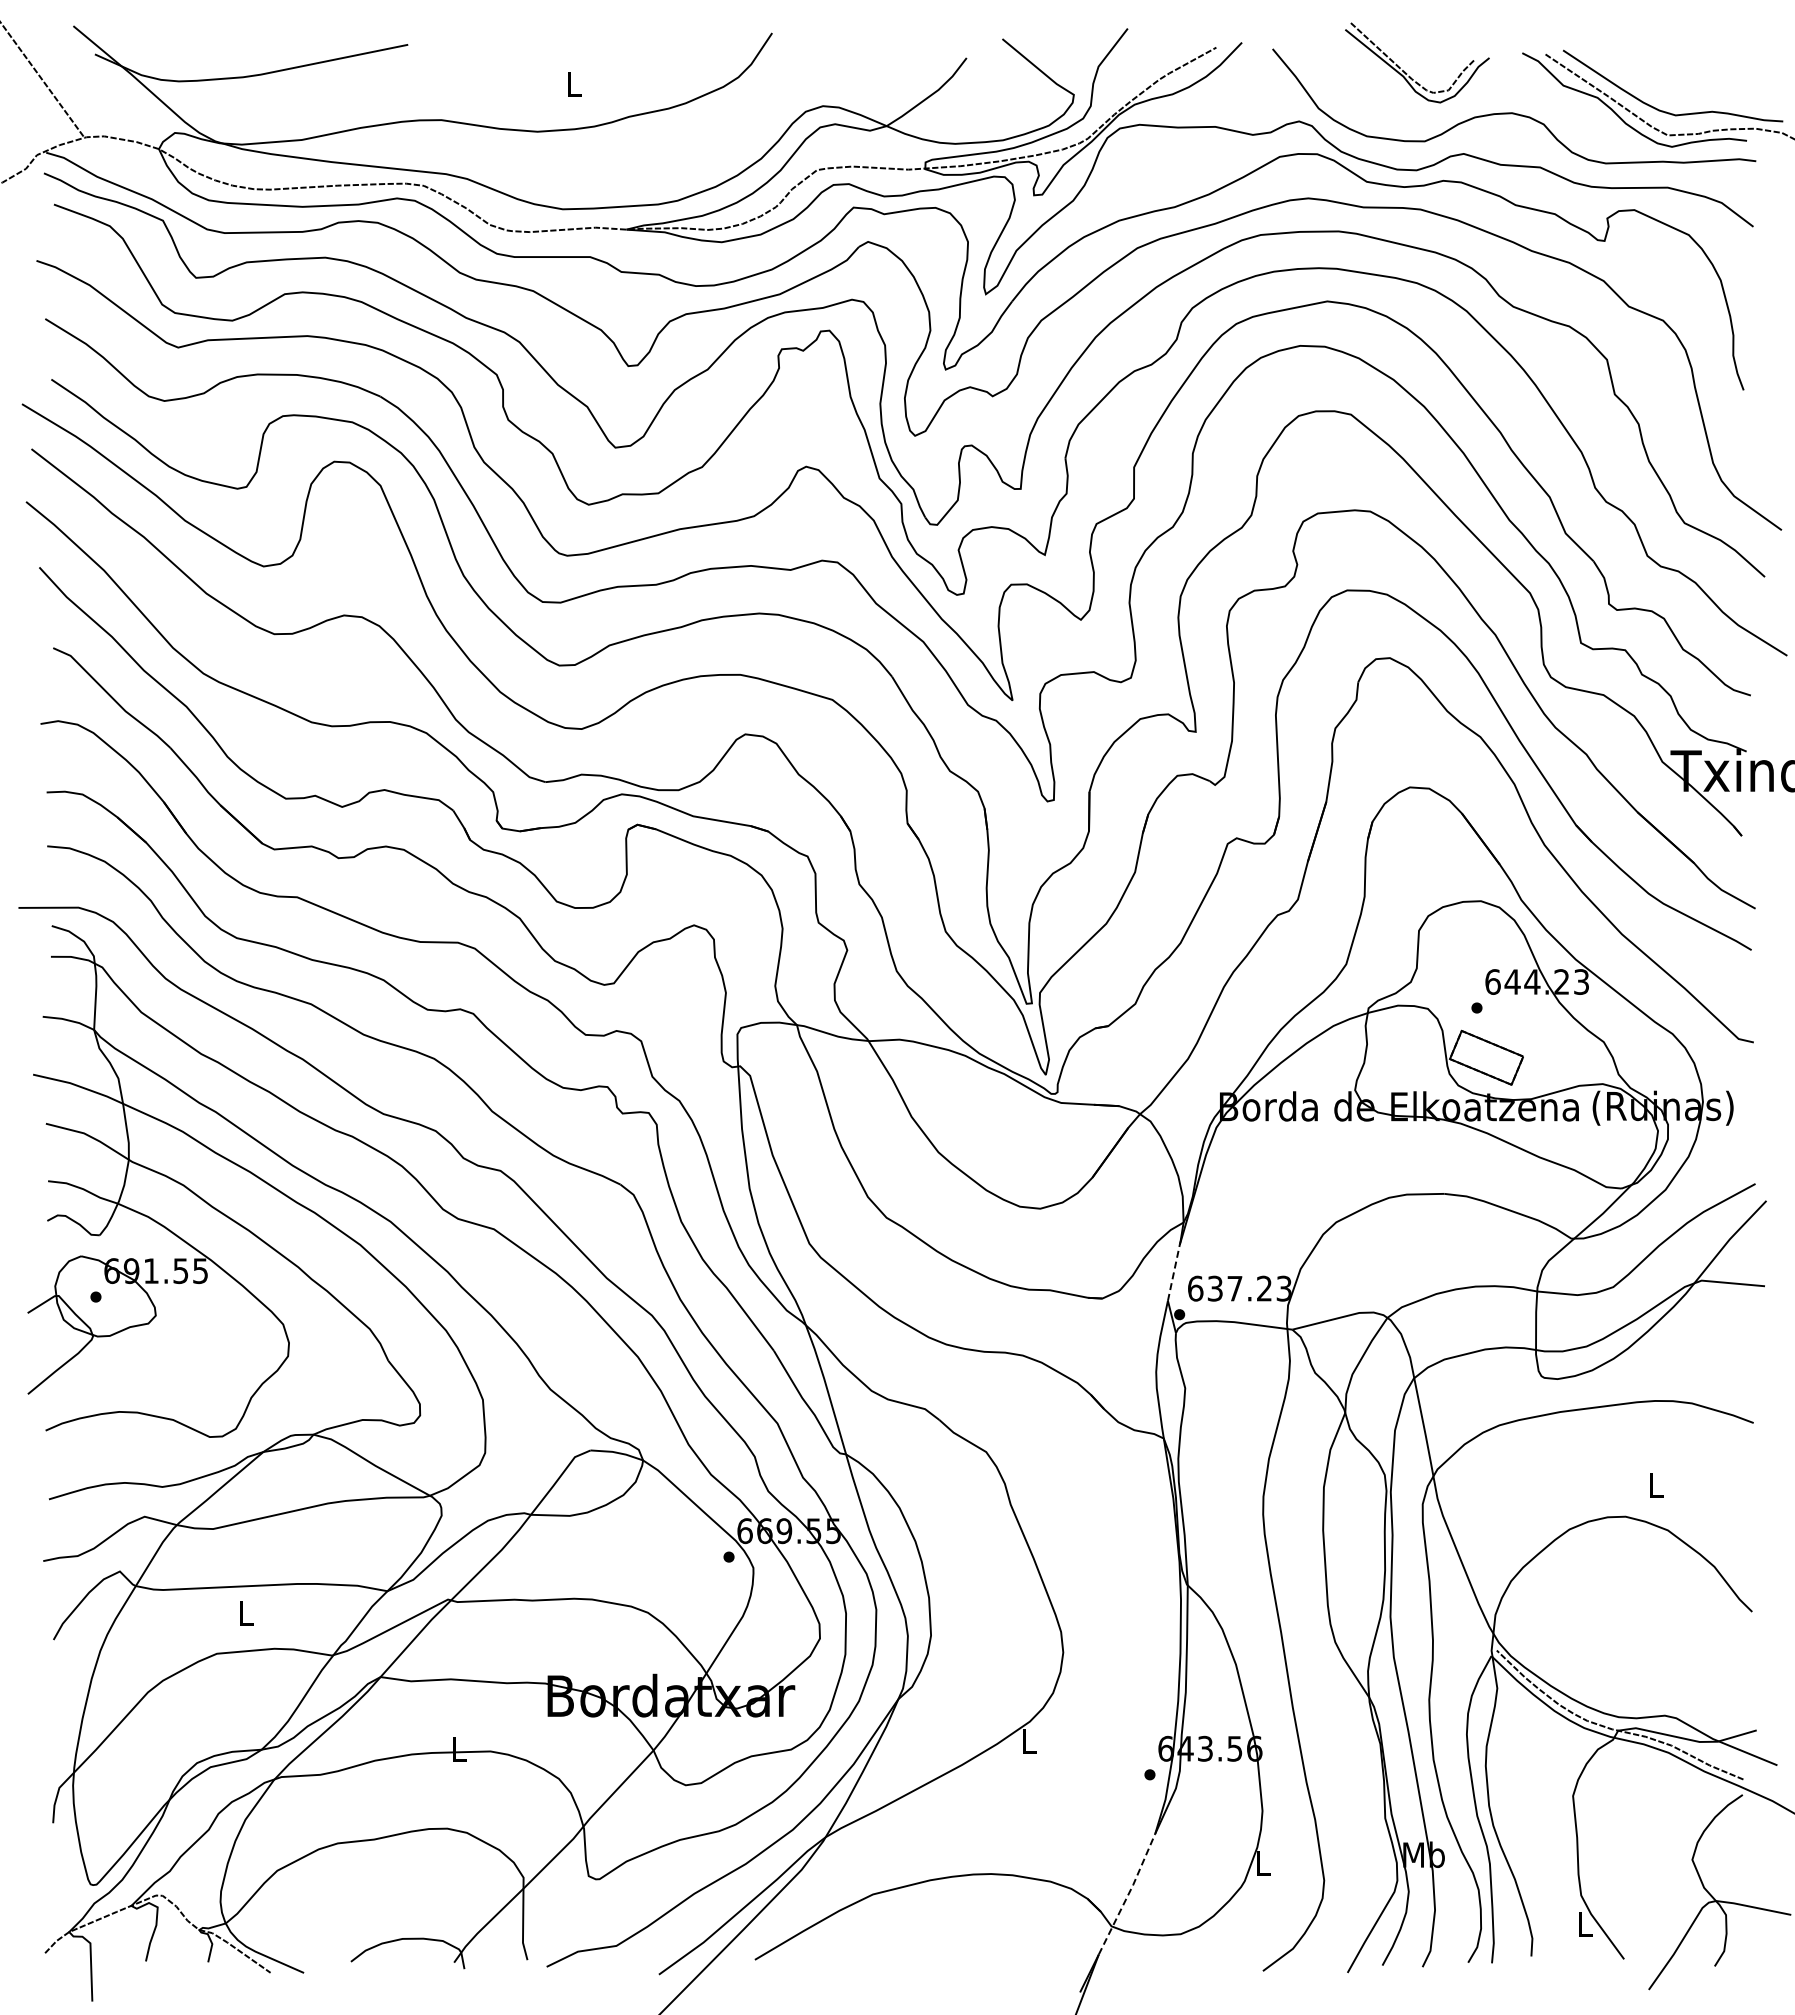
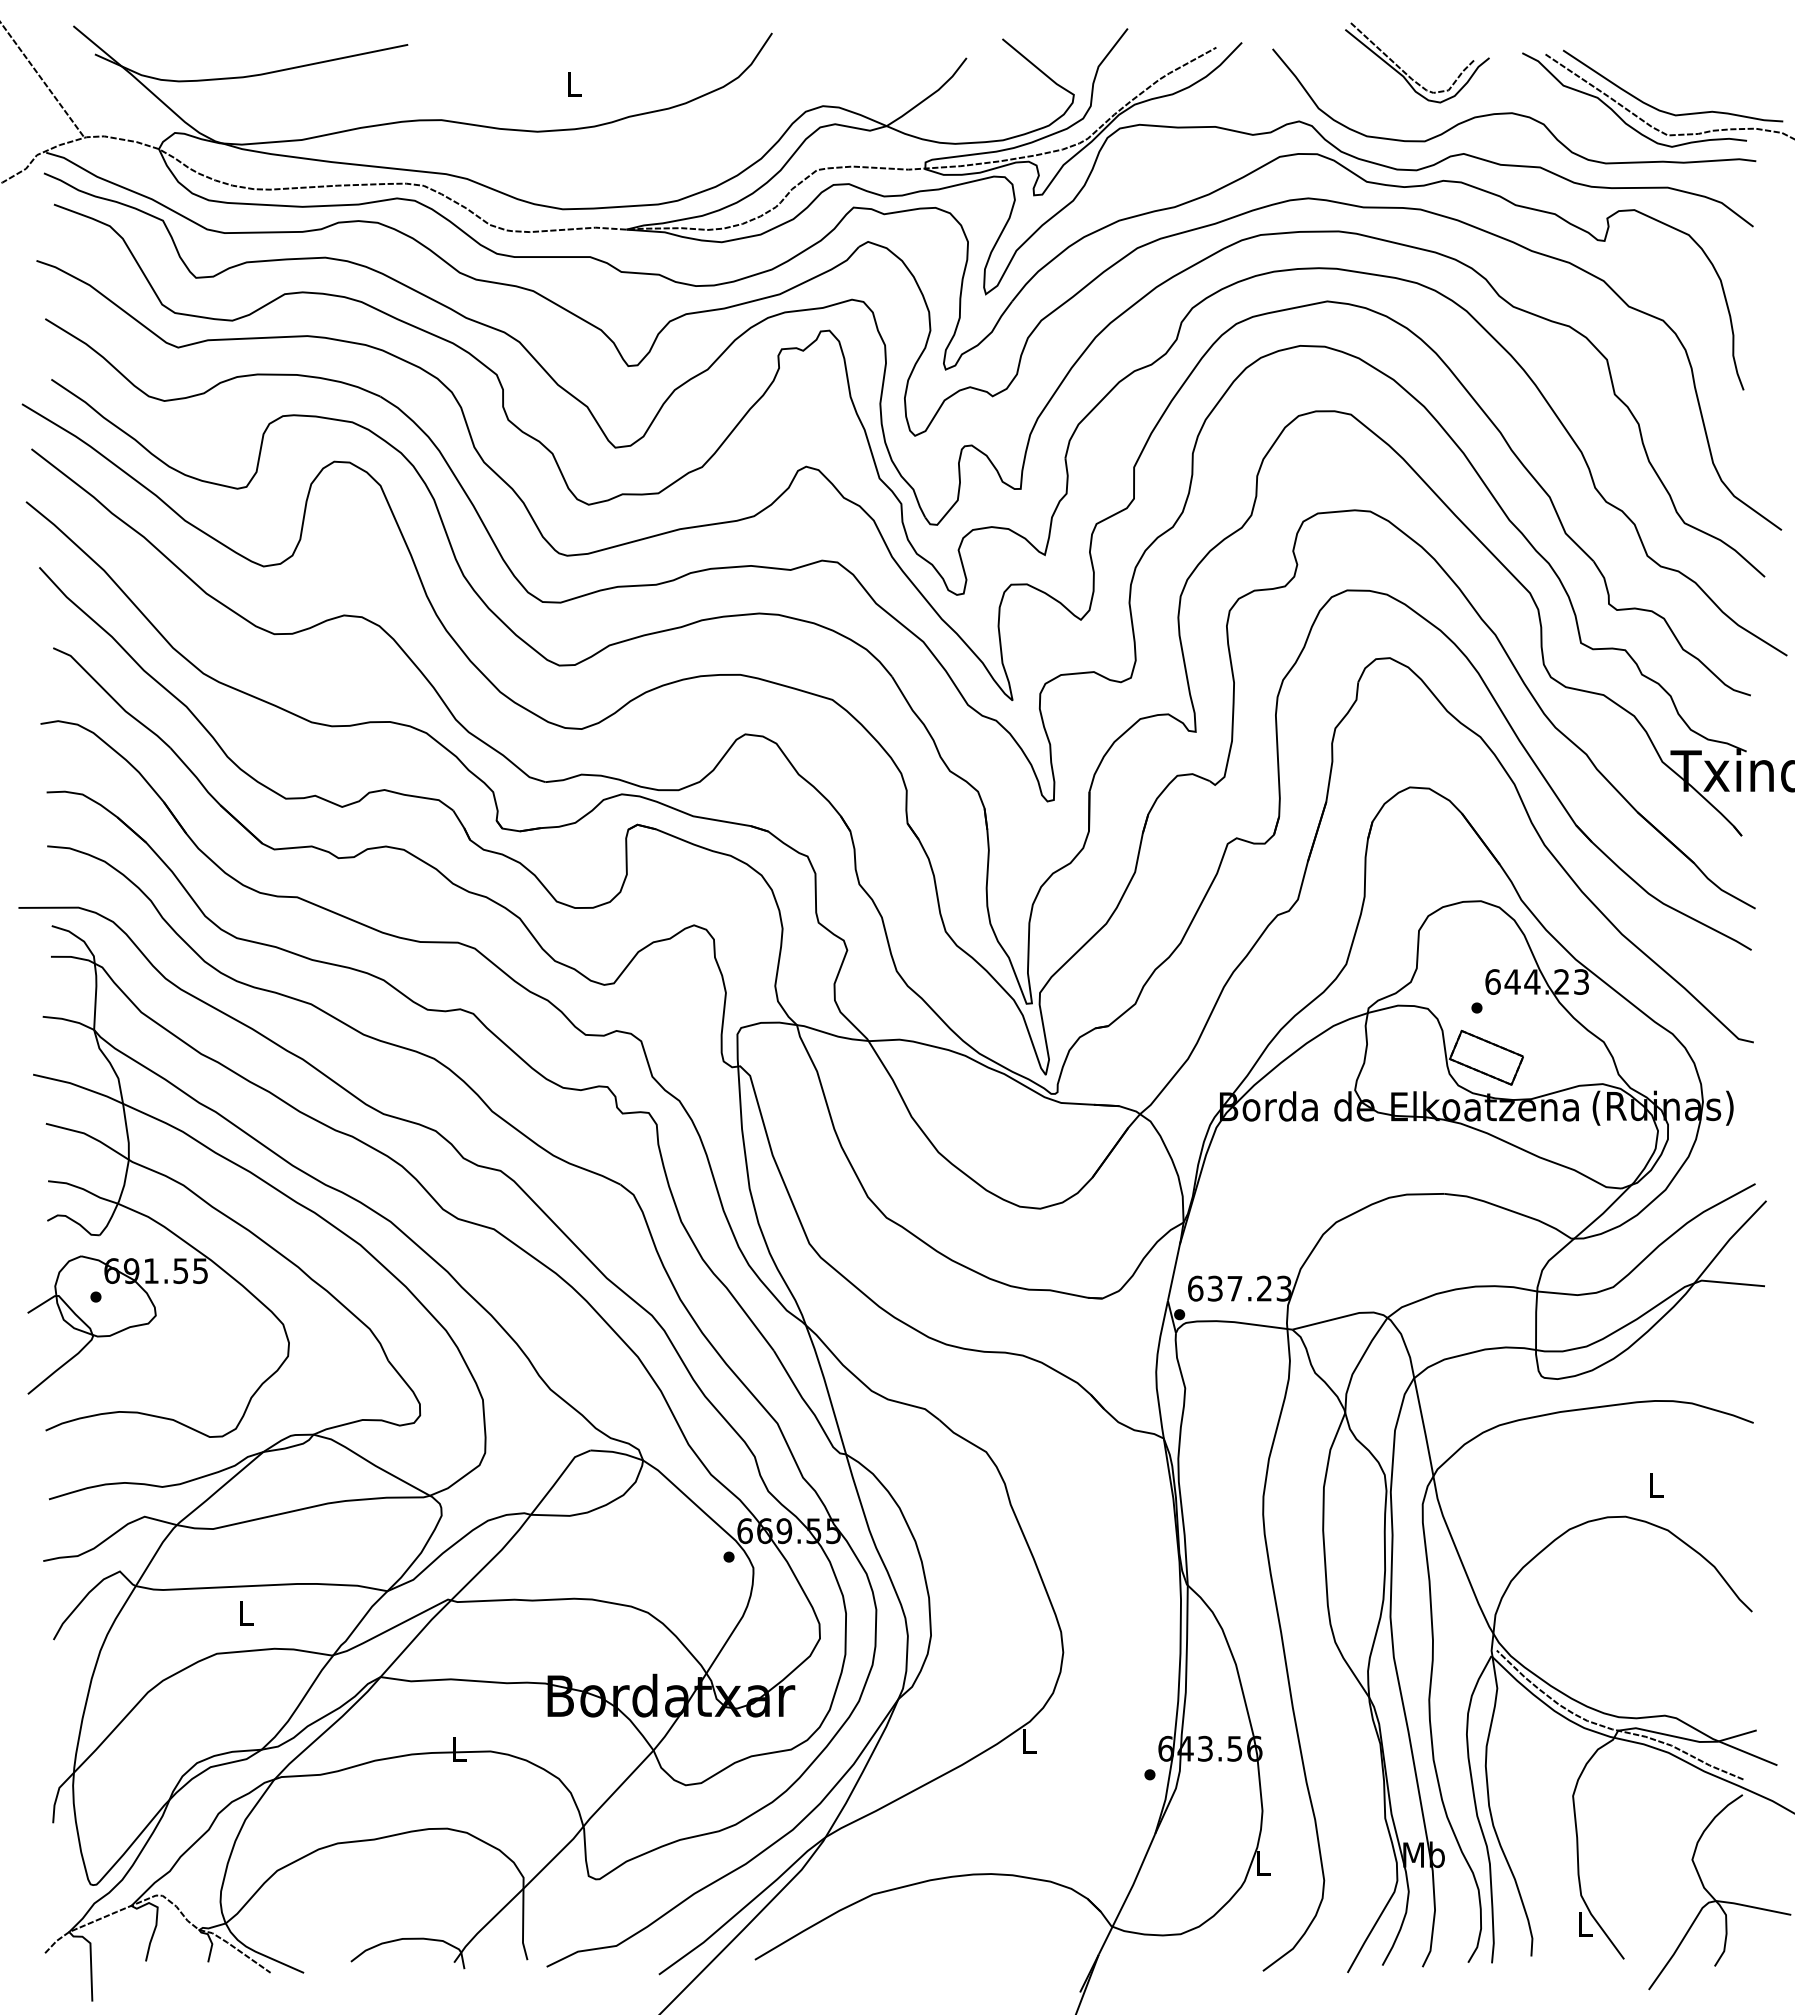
line: dashed -> solid (1173, 1272)
line: dashed -> solid (1128, 1893)
